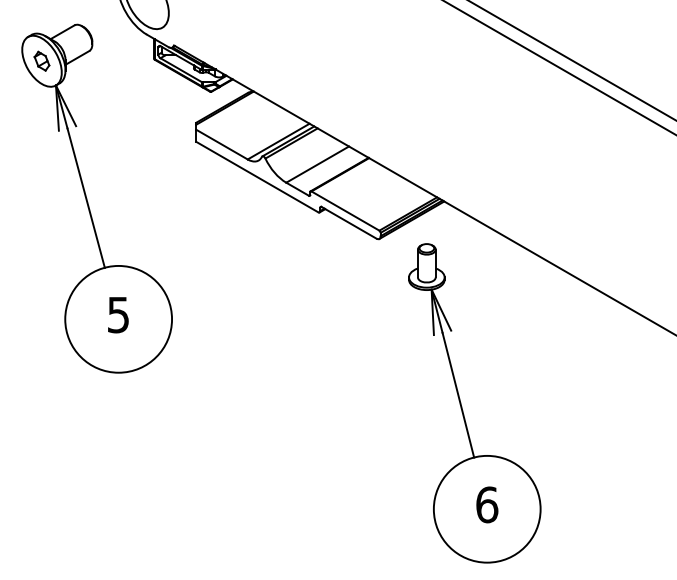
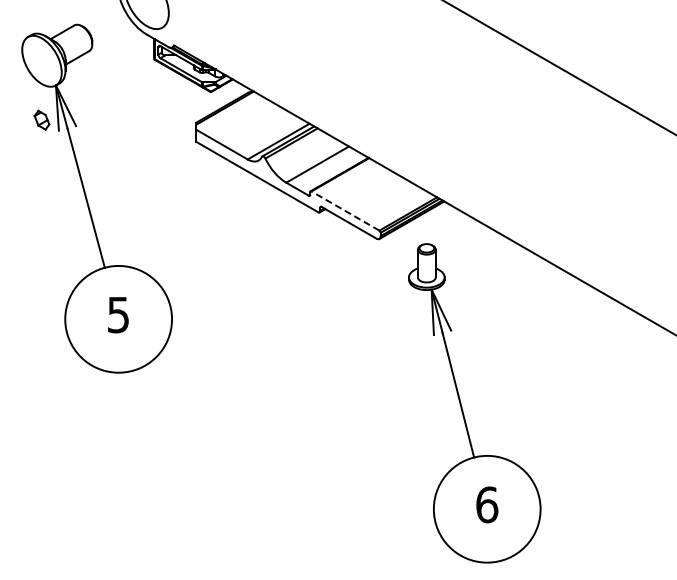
part position: (41, 60) -> (41, 119) (41, 119)
line: present -> none (571, 60)
line: solid -> dashed (345, 210)
